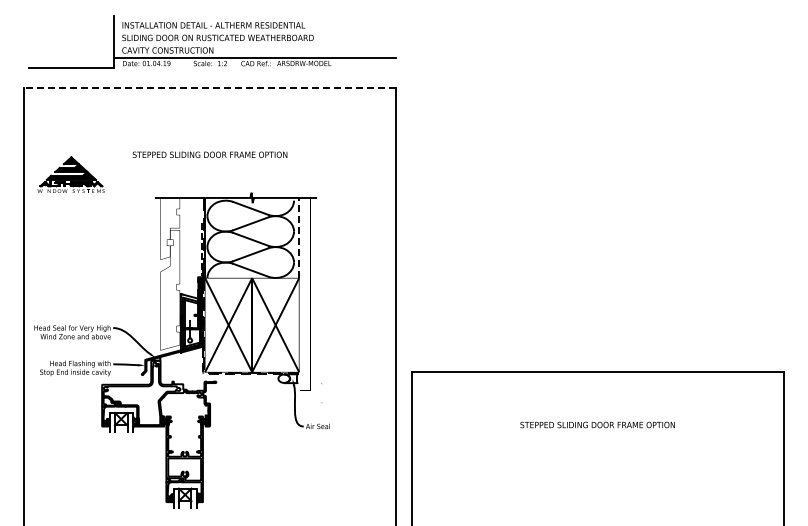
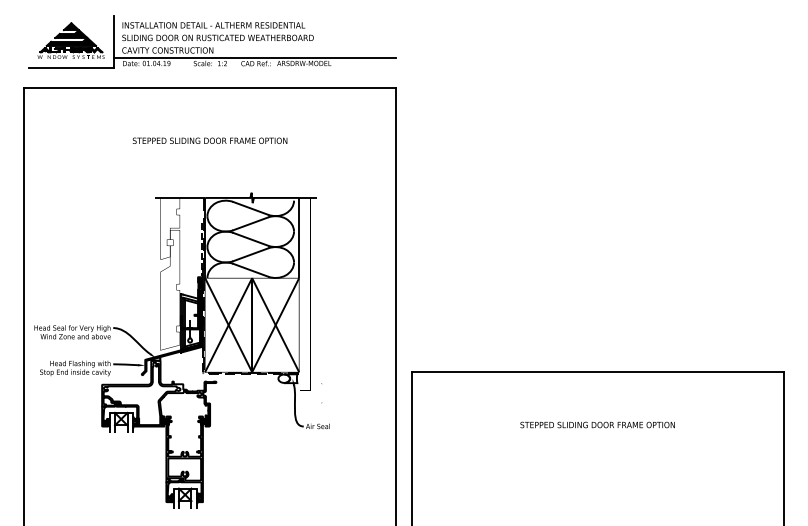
line: dashed -> solid (210, 87)
text position: (209, 154) -> (209, 140) (209, 140)
part position: (70, 174) -> (70, 40) (70, 40)
line: dashed -> solid (299, 237)
